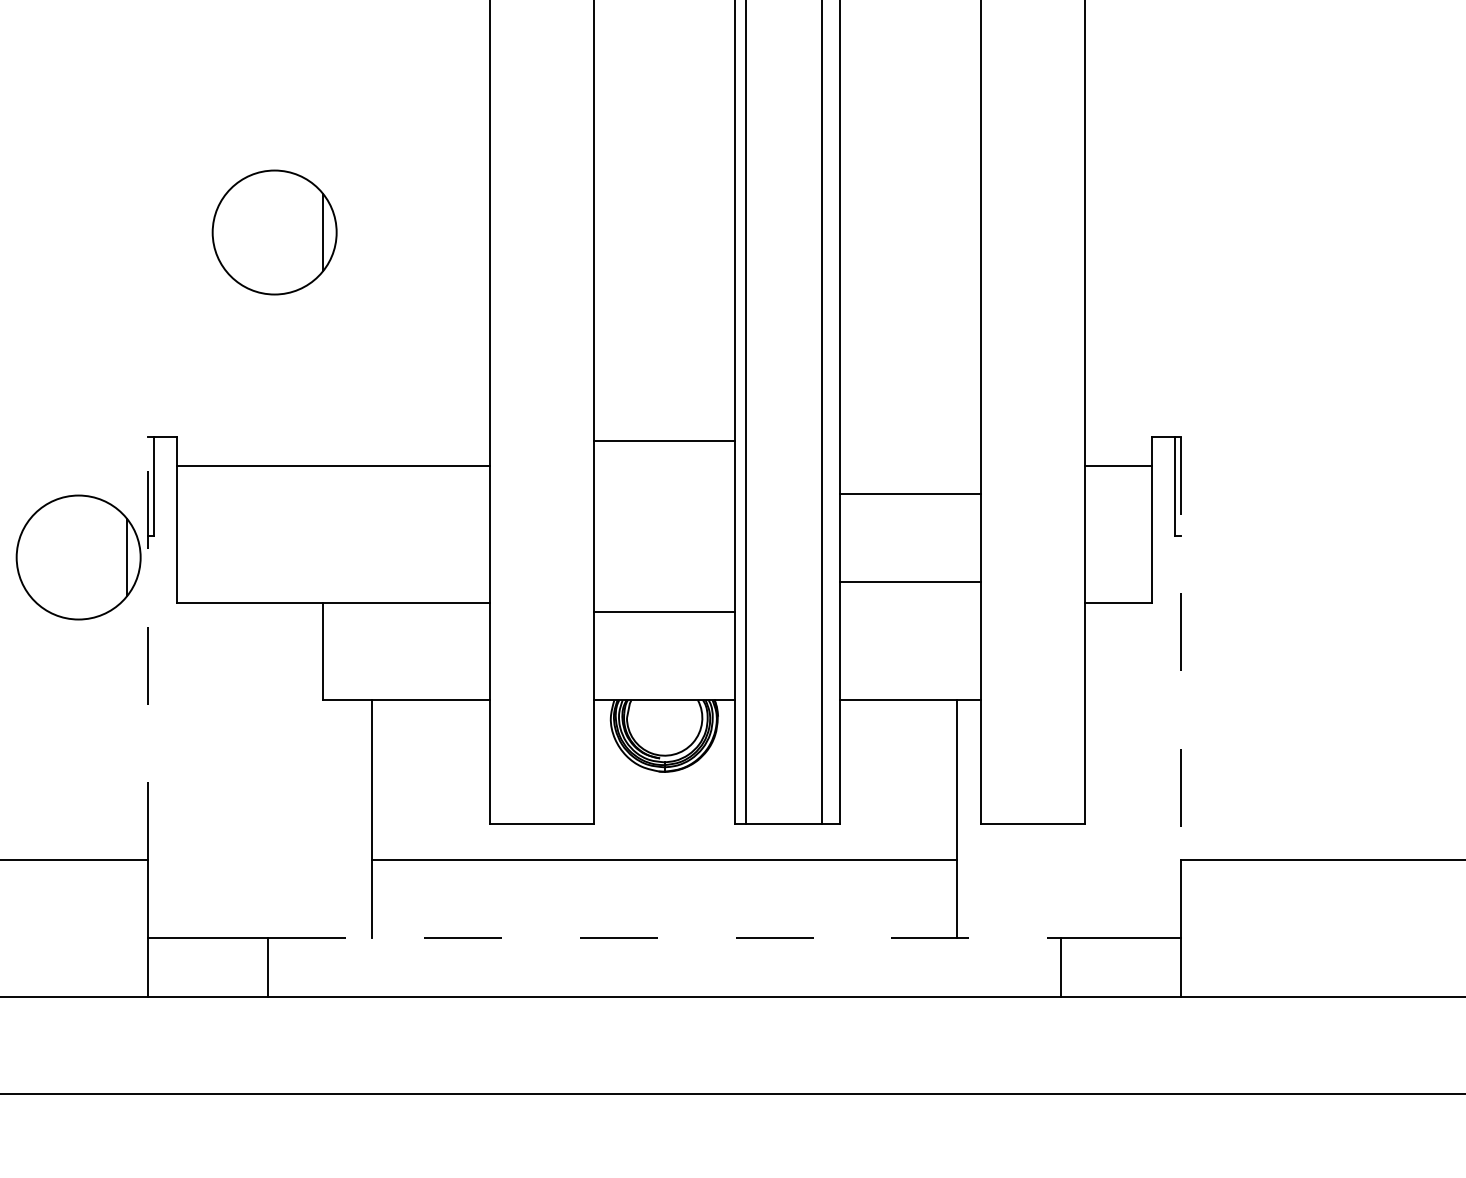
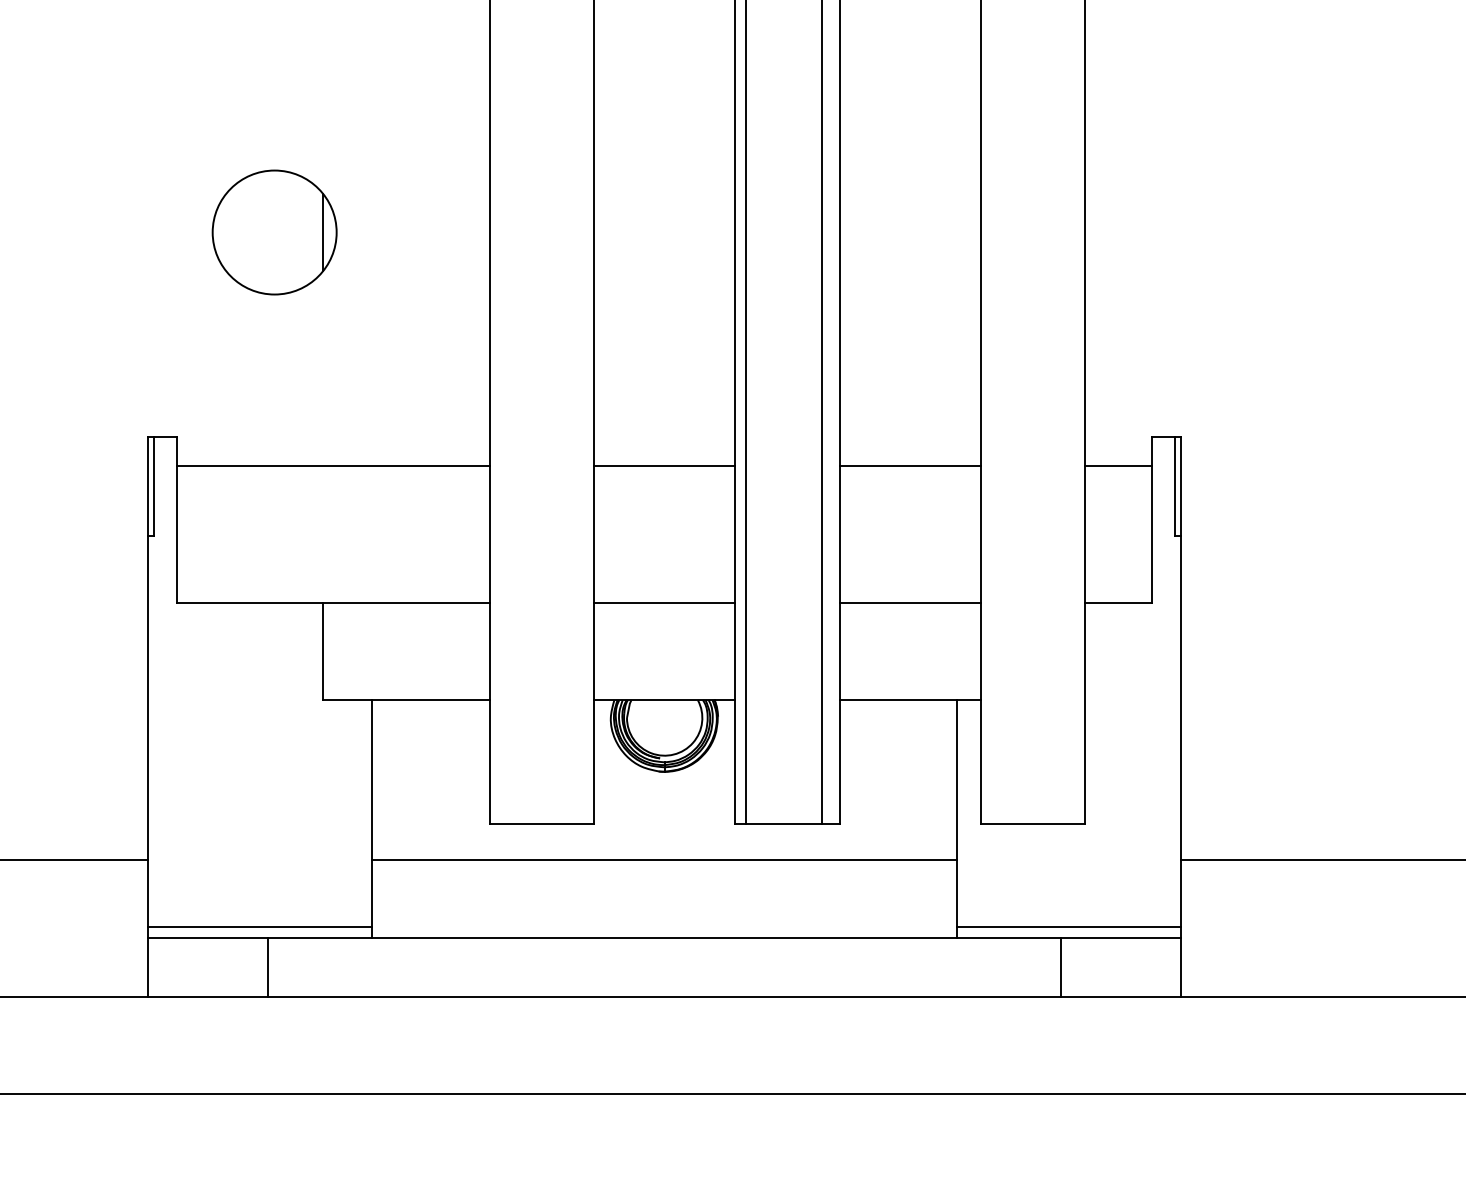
line position: (664, 441) -> (664, 466) (664, 466)
line position: (909, 494) -> (909, 466) (909, 466)
part: present -> none (78, 557)
line position: (909, 581) -> (909, 602) (909, 602)
line position: (664, 611) -> (664, 602) (664, 602)
line: dashed -> solid (148, 648)
line: dashed -> solid (1181, 649)
line: none -> present (260, 926)
line: none -> present (1069, 926)
line: dashed -> solid (665, 938)
